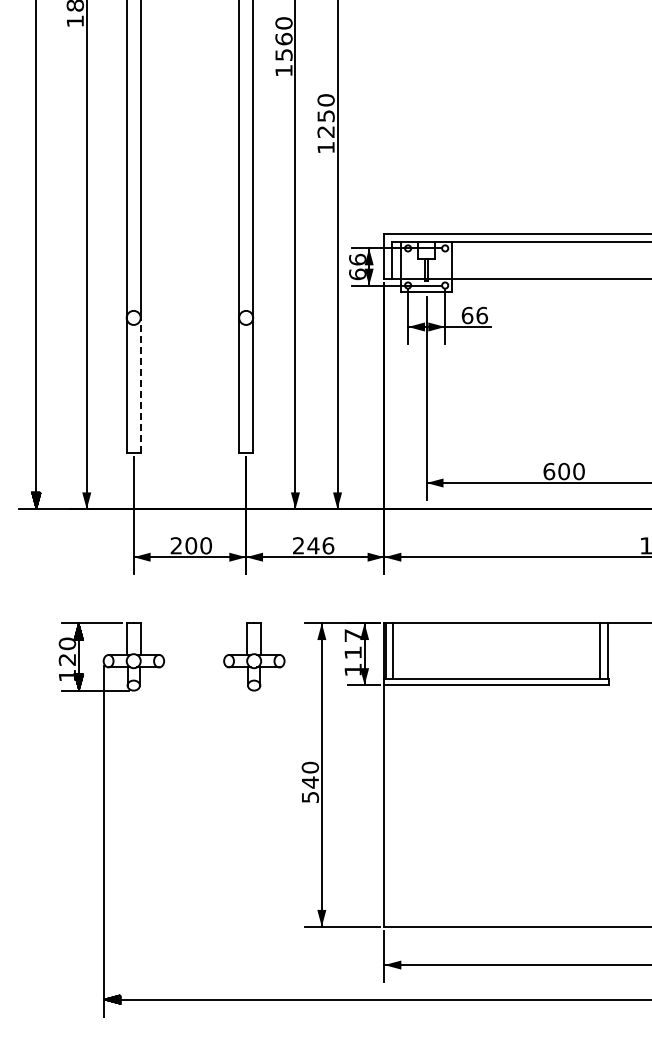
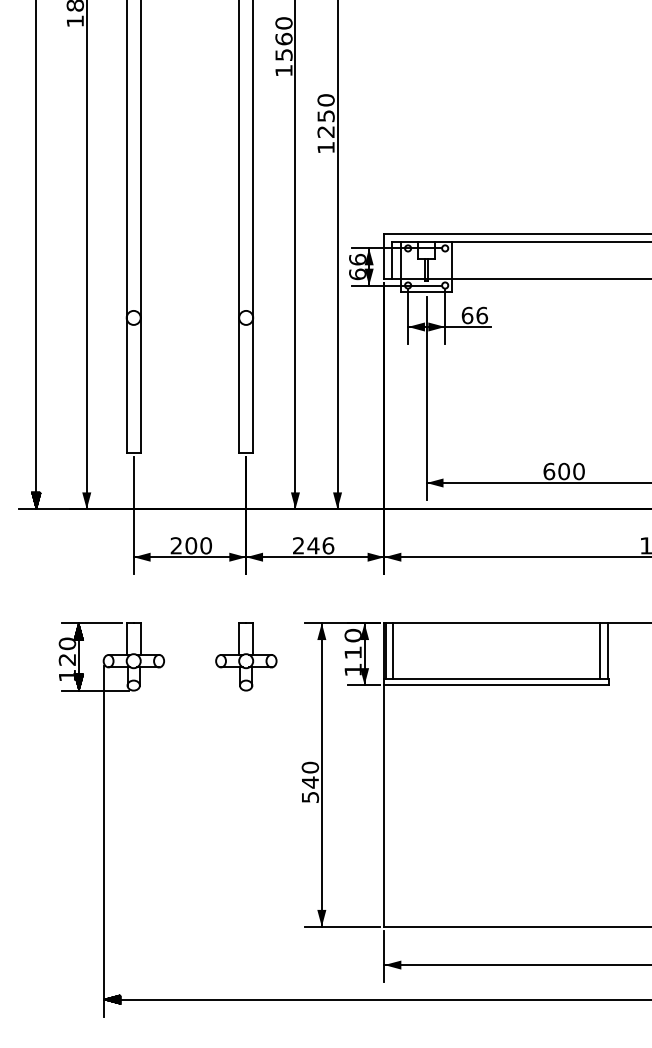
line: dashed -> solid (140, 384)
text: 117 -> 110 (352, 635)
part position: (254, 656) -> (246, 656) (246, 656)
